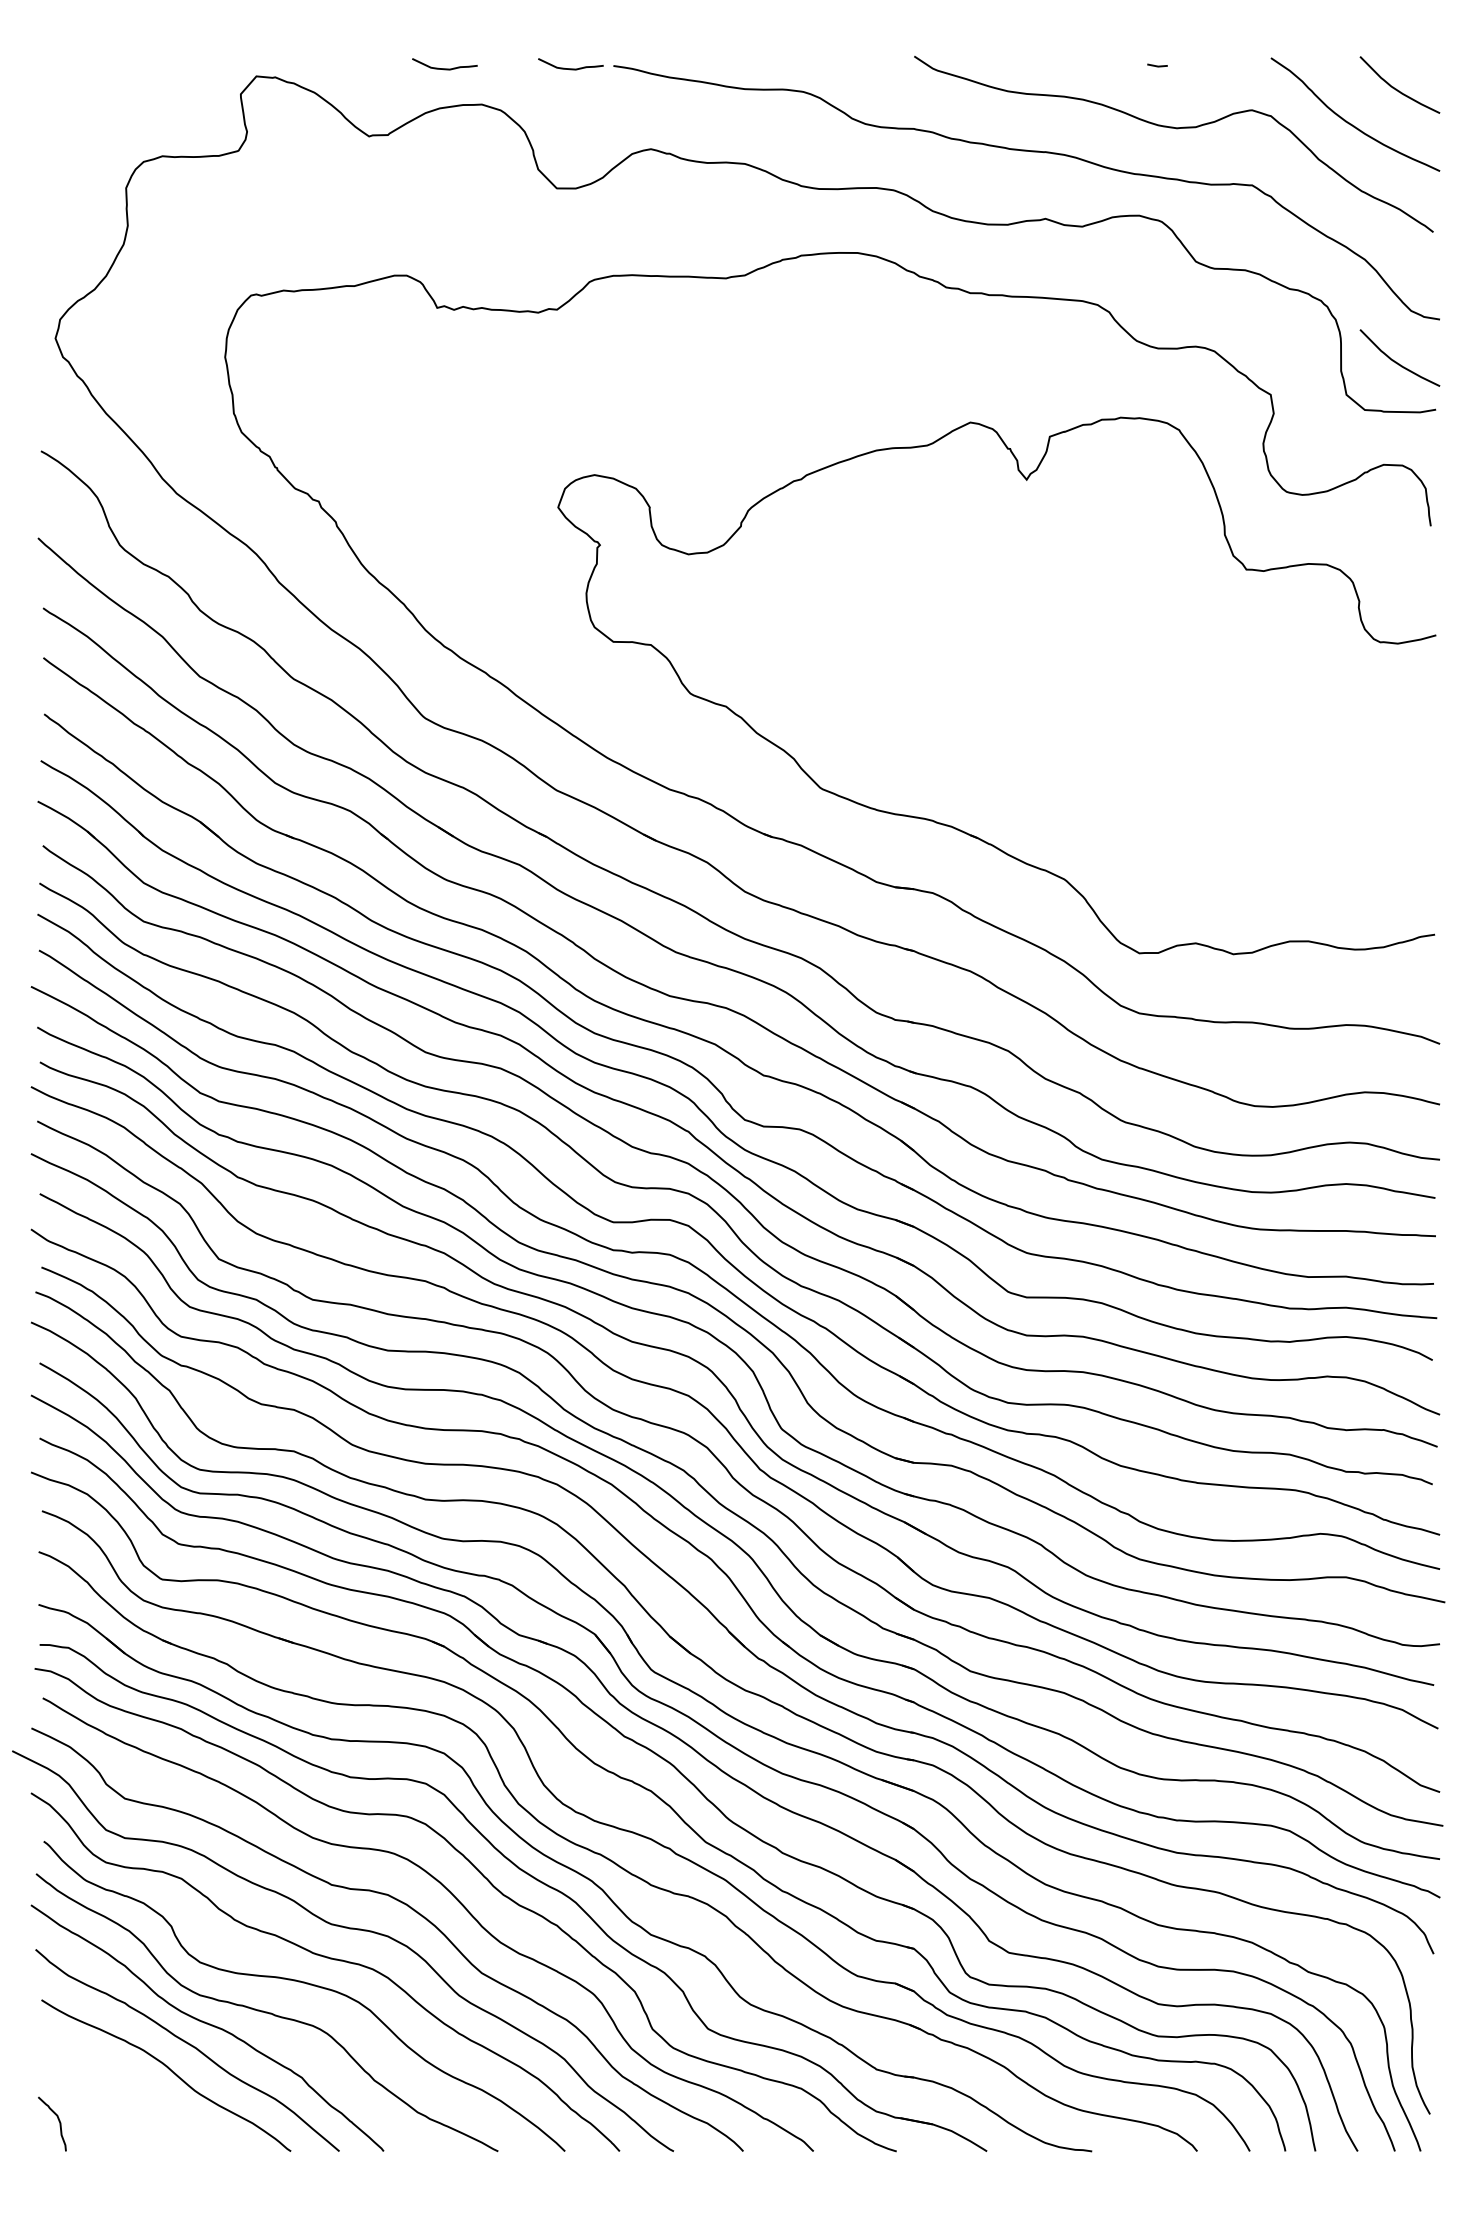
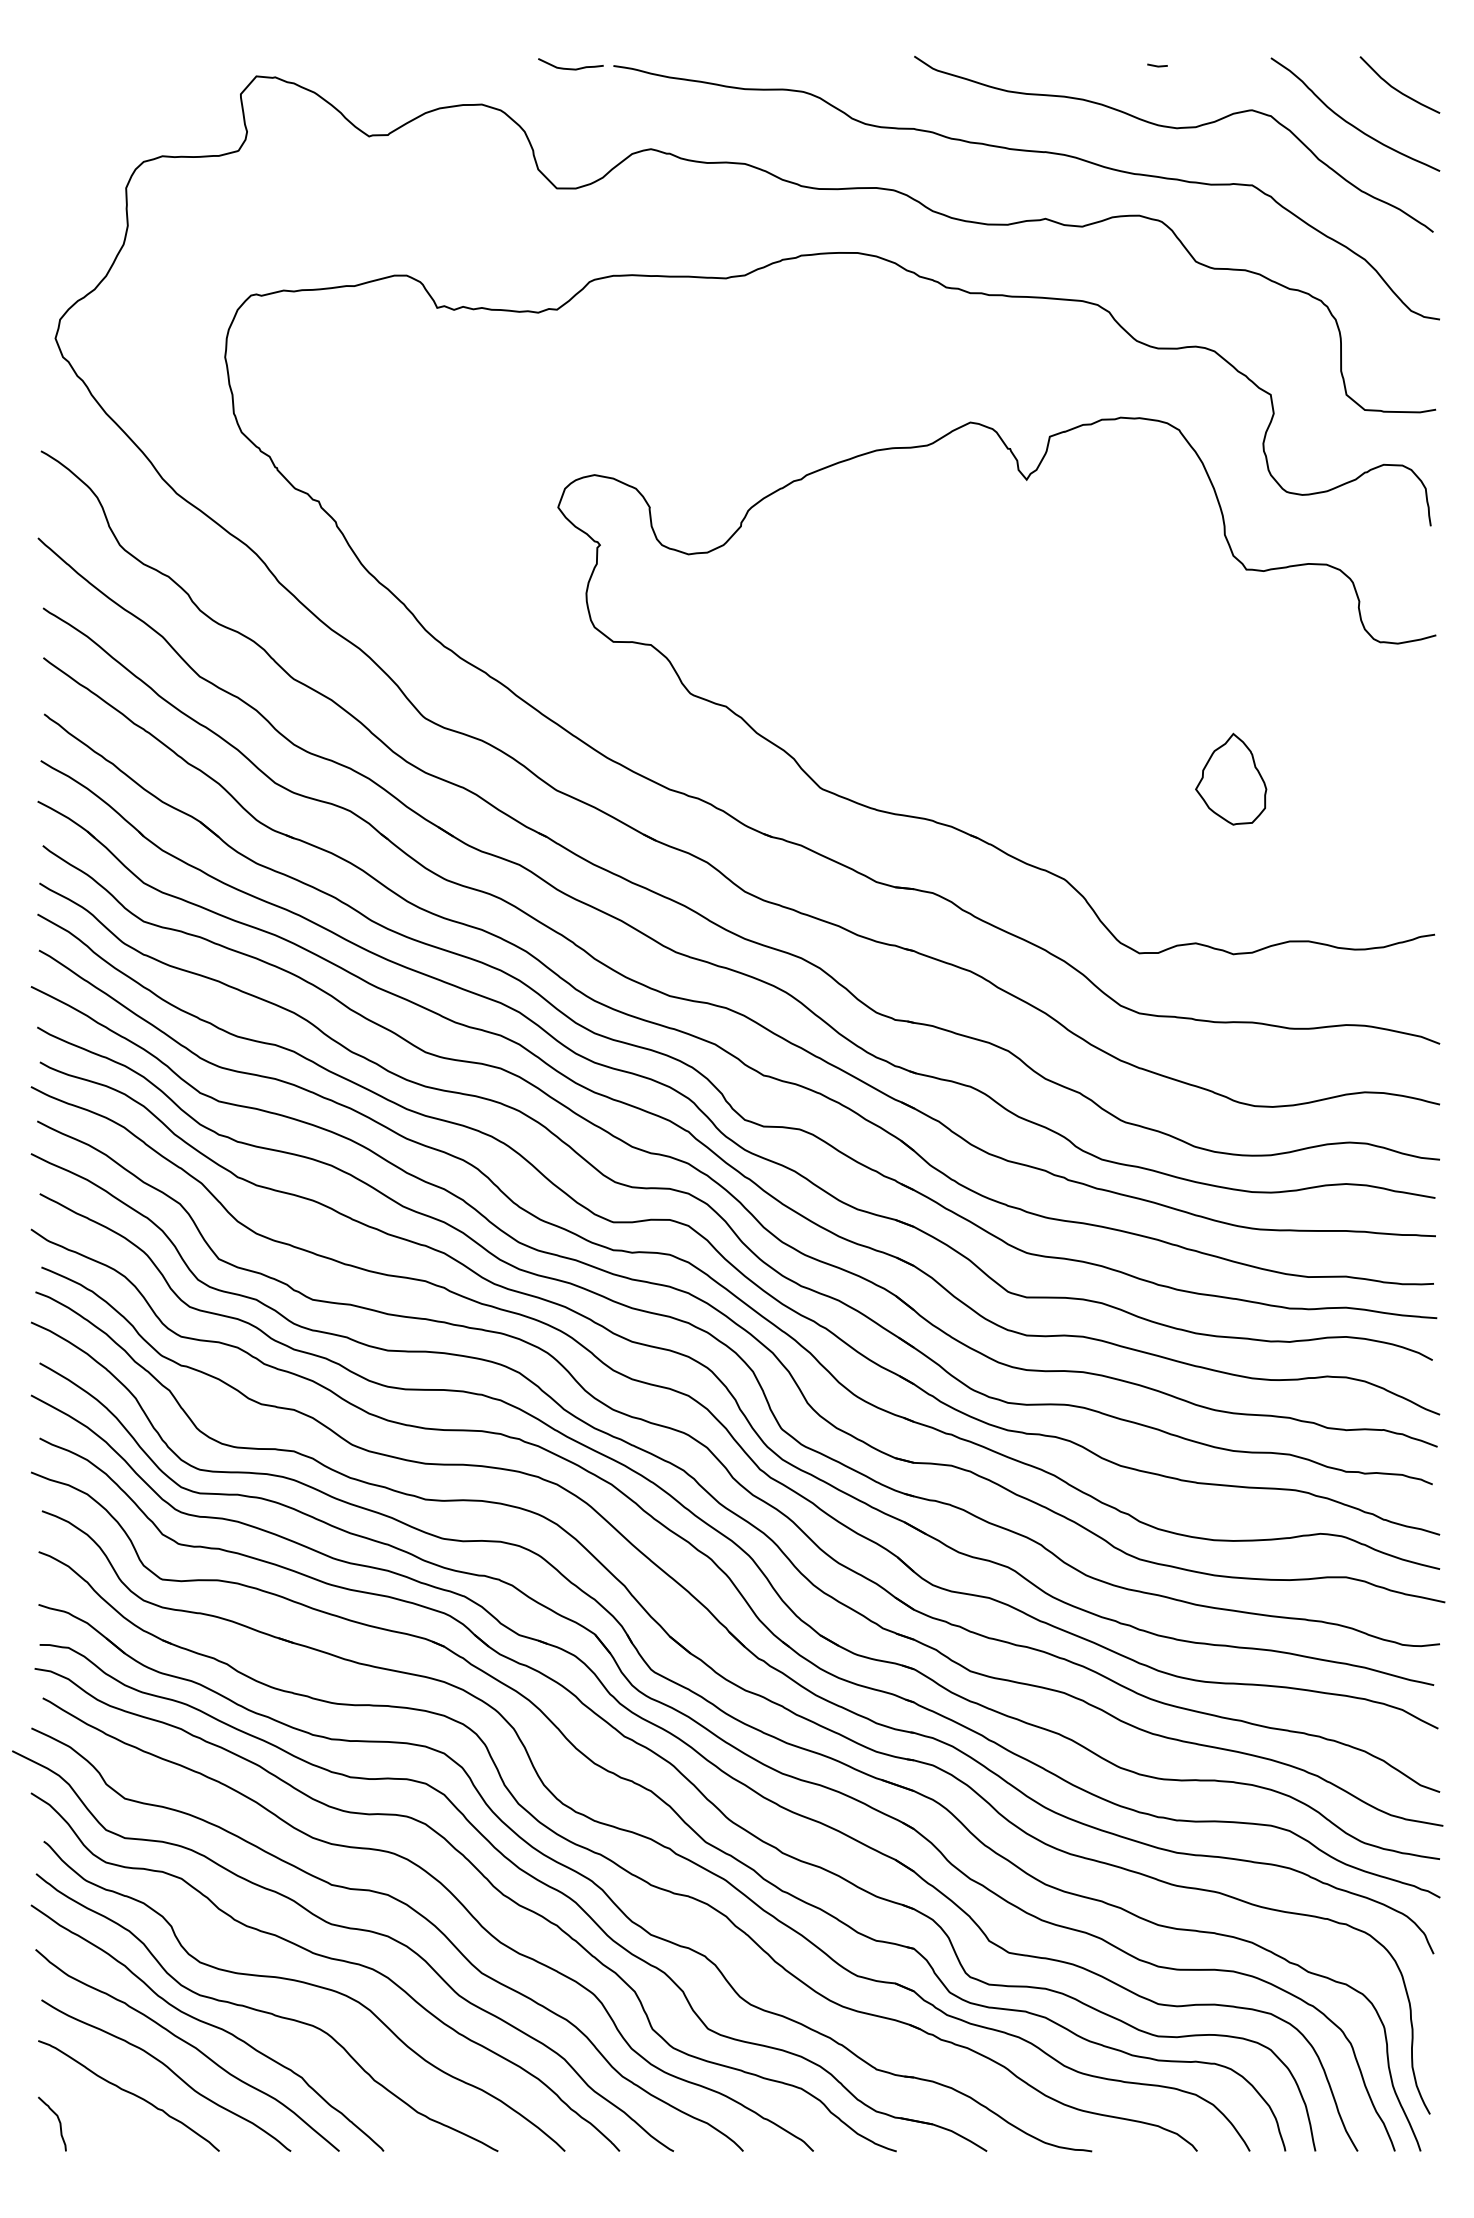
curve: present -> none (444, 68)
curve: present -> none (1396, 361)
part: none -> present (1231, 778)
curve: none -> present (128, 2093)
